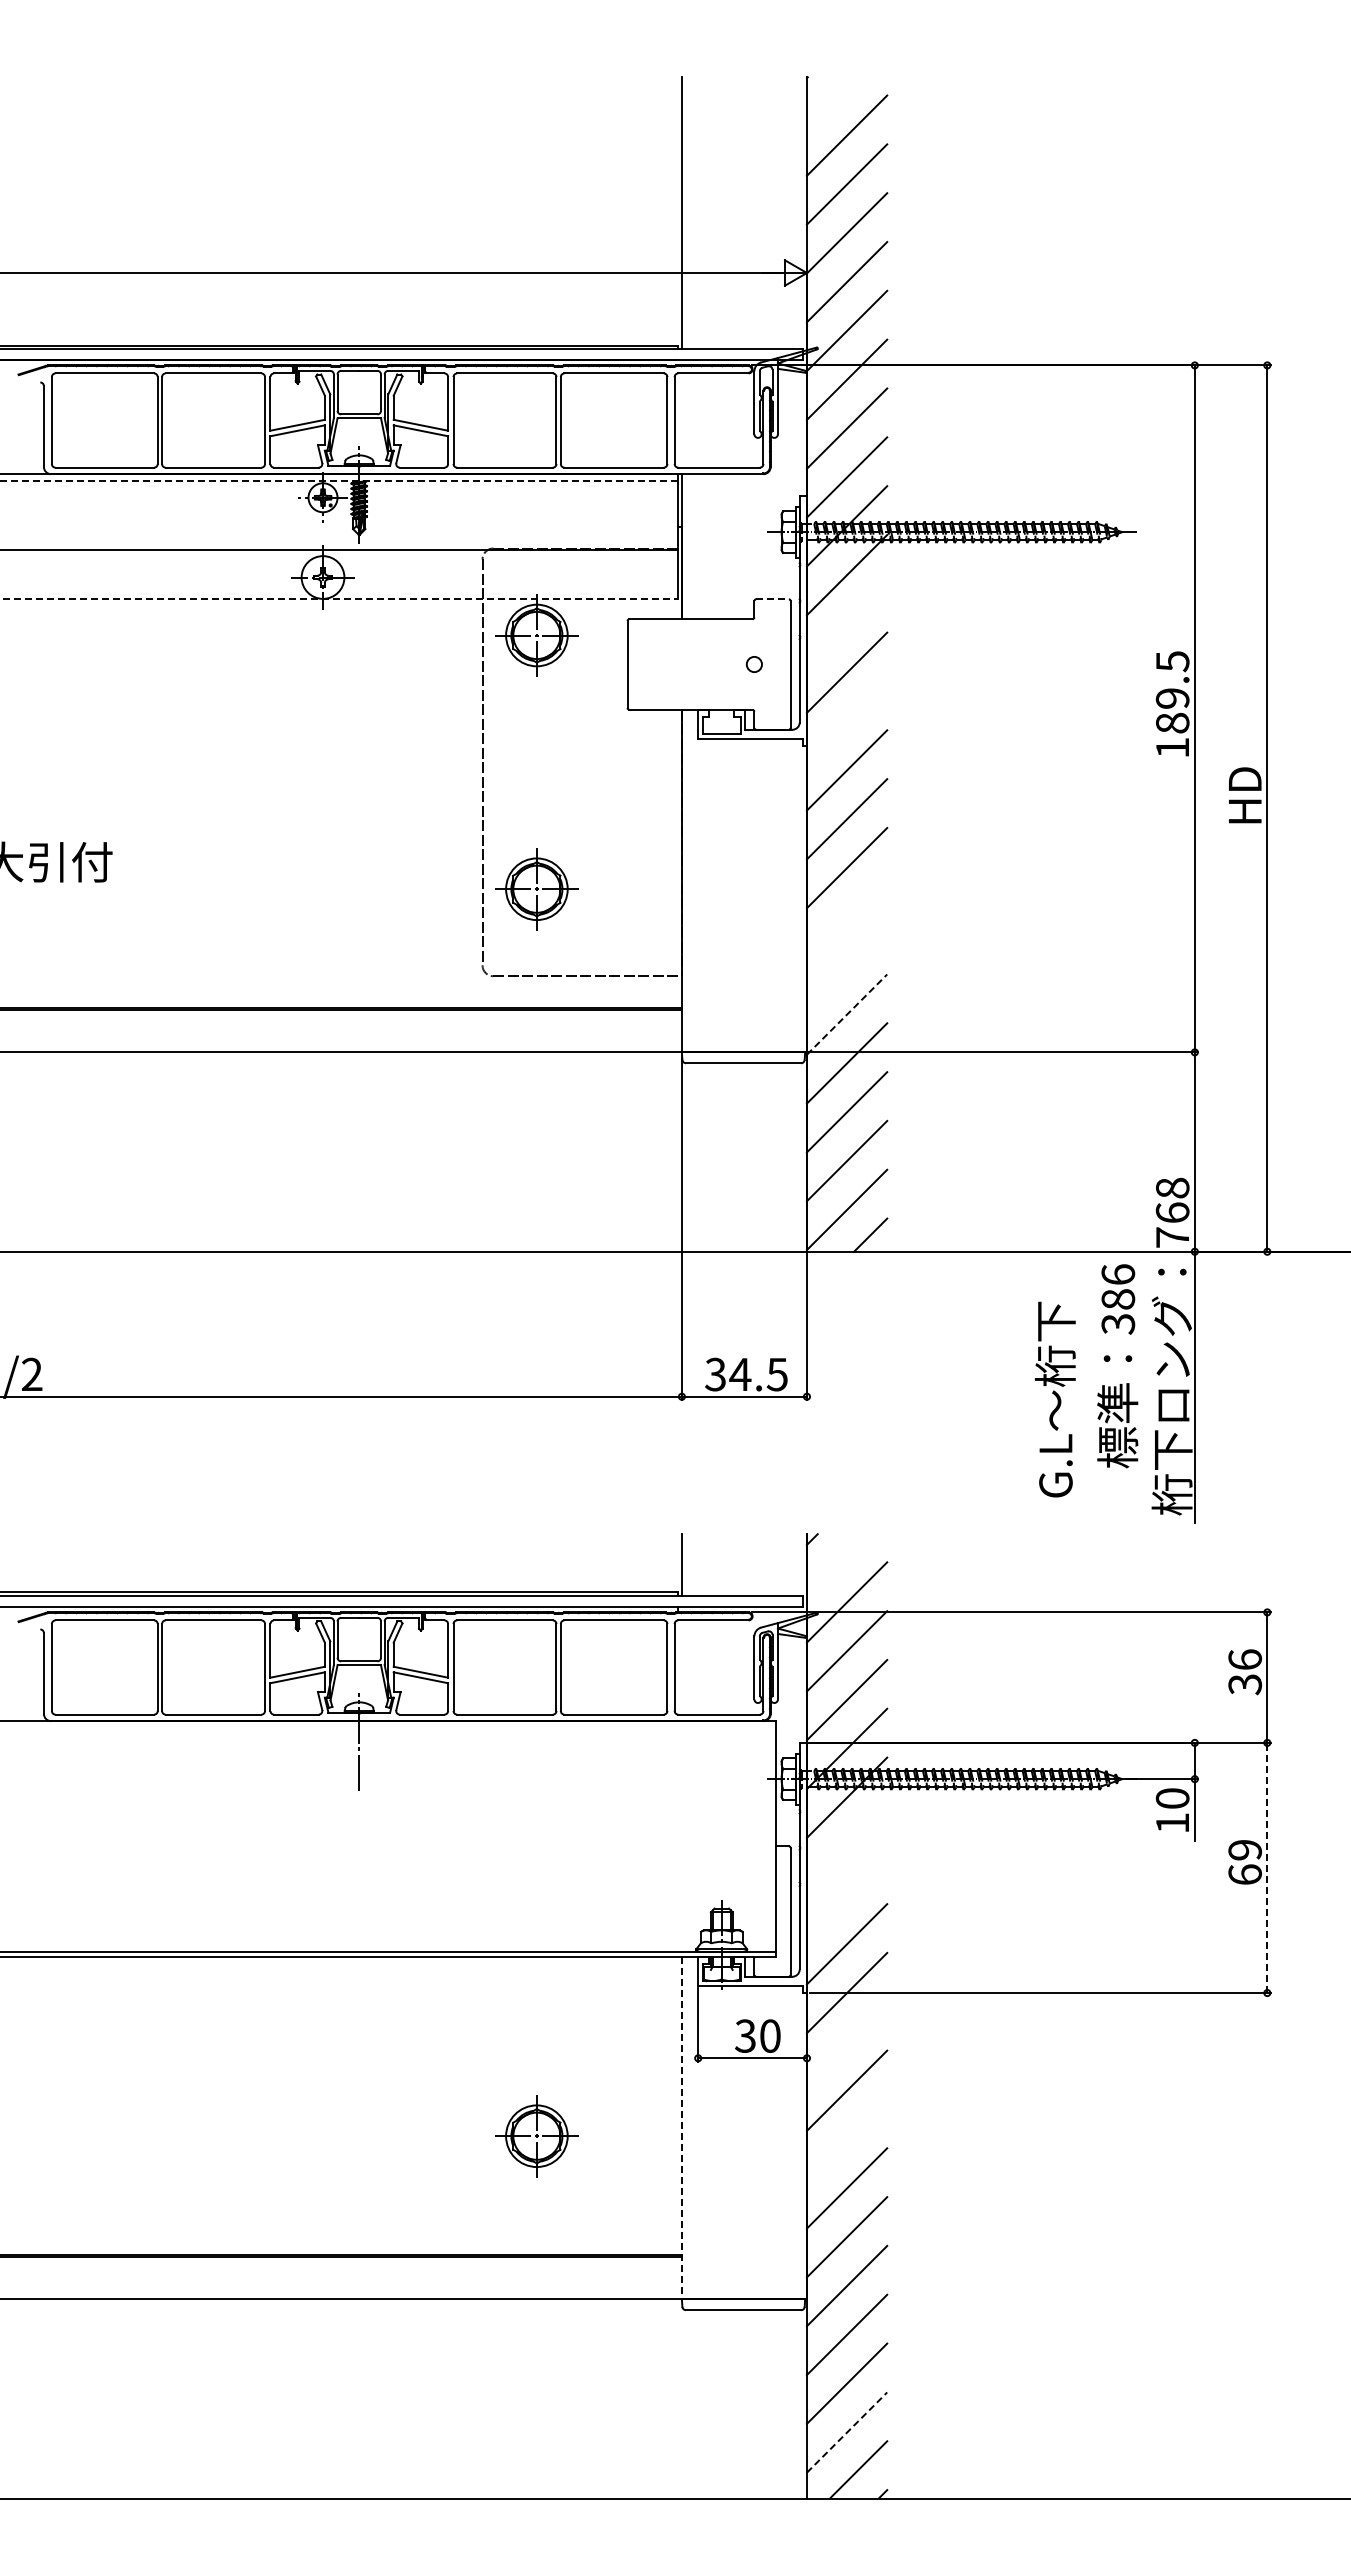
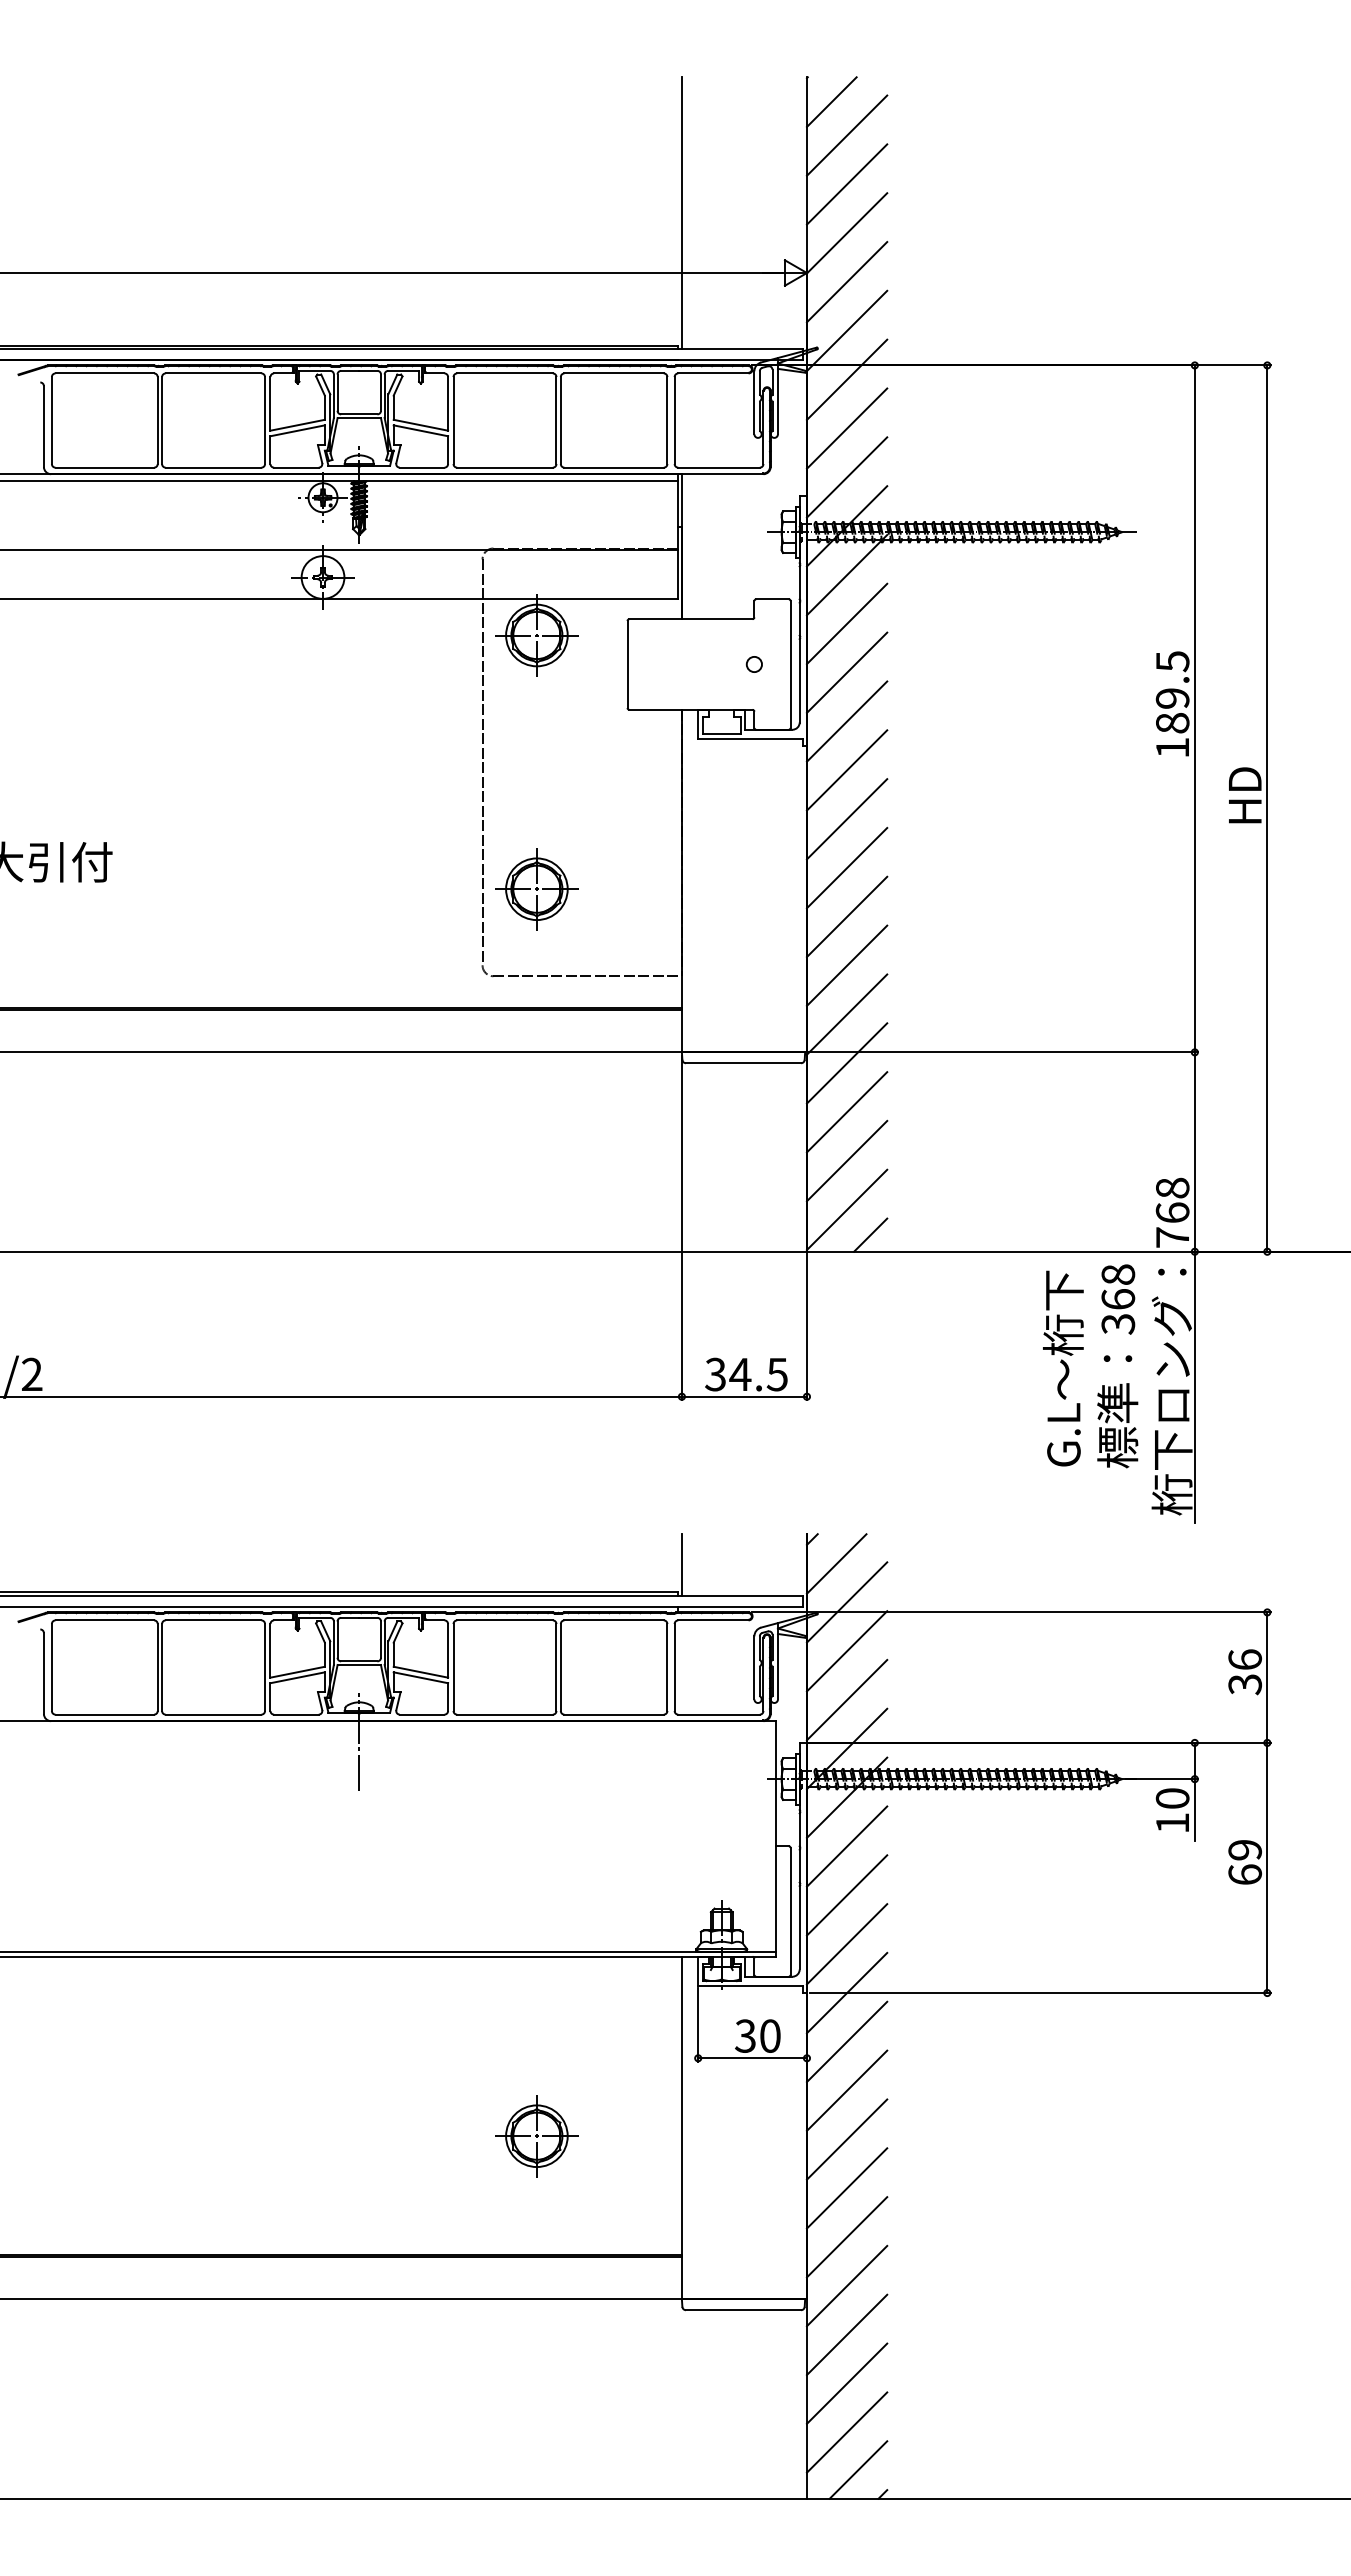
line: none -> present (831, 101)
line: dashed -> solid (339, 481)
line: dashed -> solid (339, 598)
line: dashed -> solid (773, 599)
line: none -> present (846, 623)
line: none -> present (846, 721)
line: none -> present (846, 916)
line: none -> present (846, 965)
line: dashed -> solid (847, 1014)
text: 386 -> 368 (1118, 1286)
text position: (1055, 1399) -> (1063, 1368) (1063, 1368)
line: none -> present (836, 1563)
line: none -> present (846, 1846)
line: dashed -> solid (1267, 1867)
line: none -> present (846, 1895)
line: none -> present (846, 2041)
line: dashed -> solid (681, 2128)
line: none -> present (846, 2139)
line: dashed -> solid (847, 2432)
